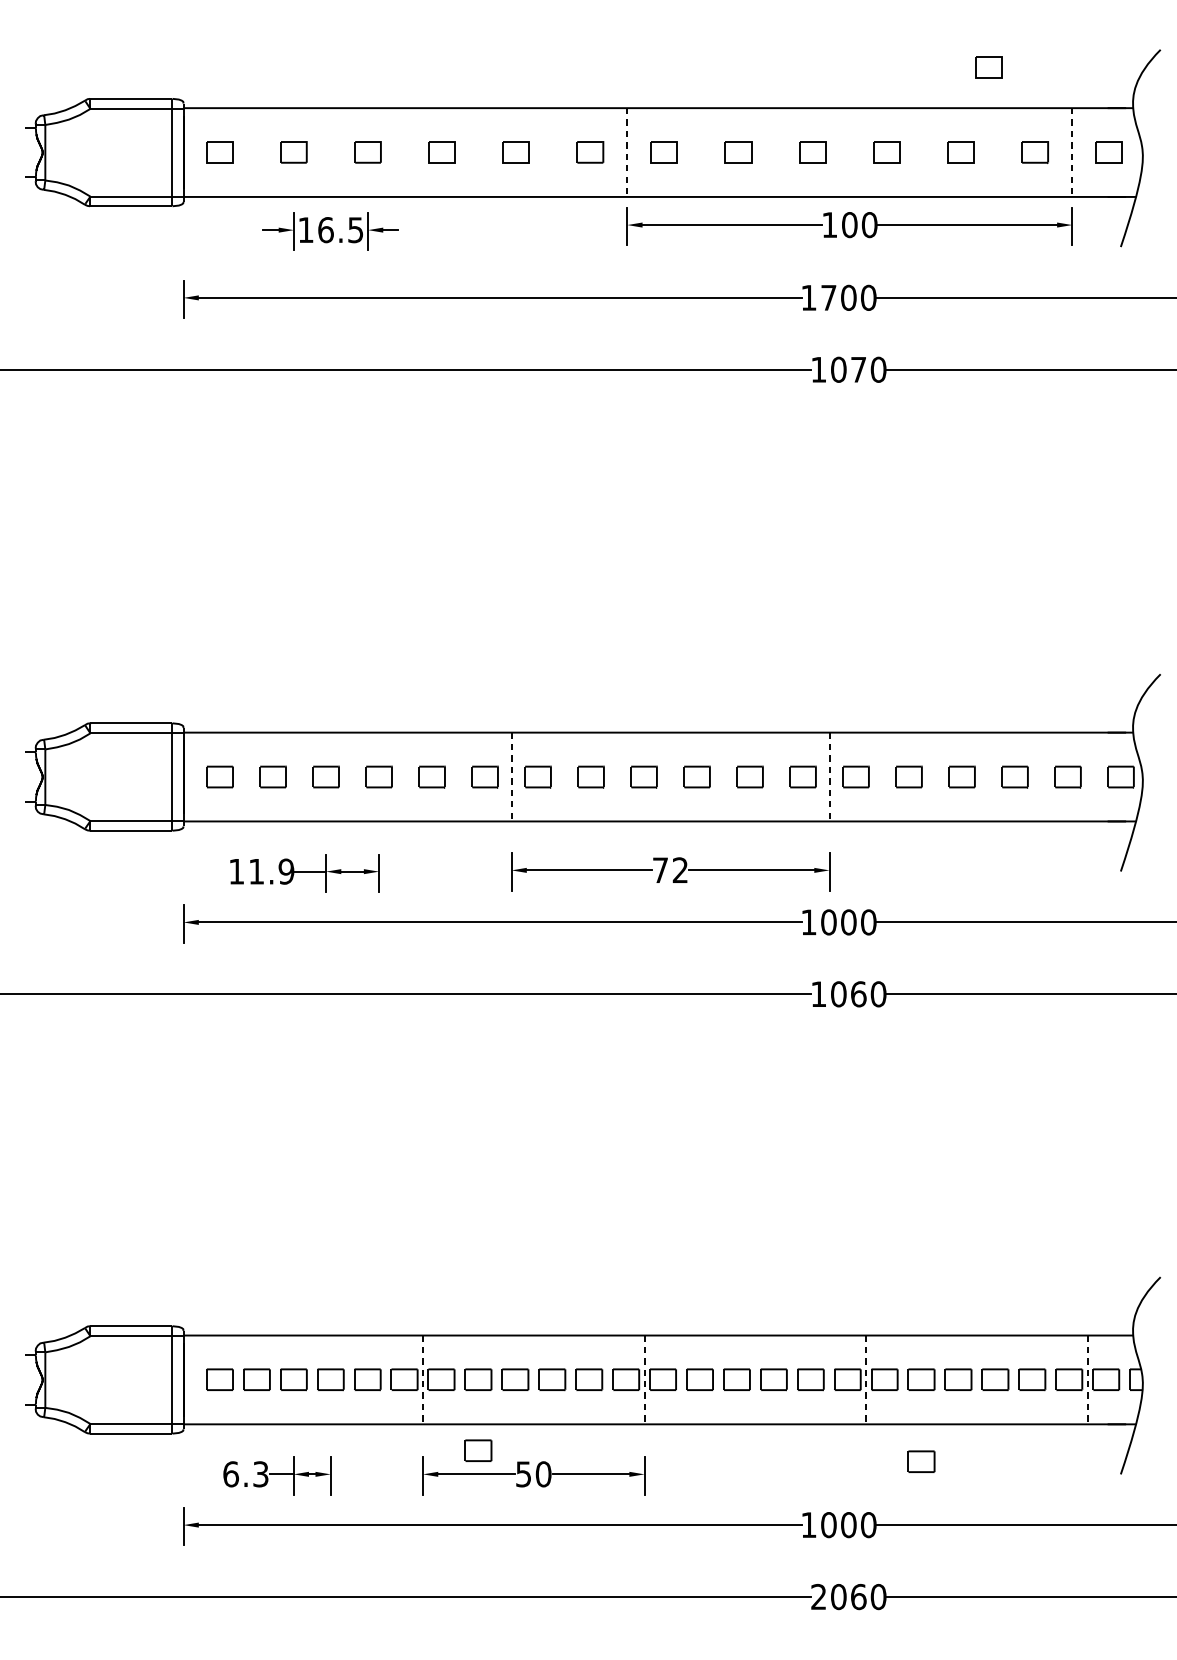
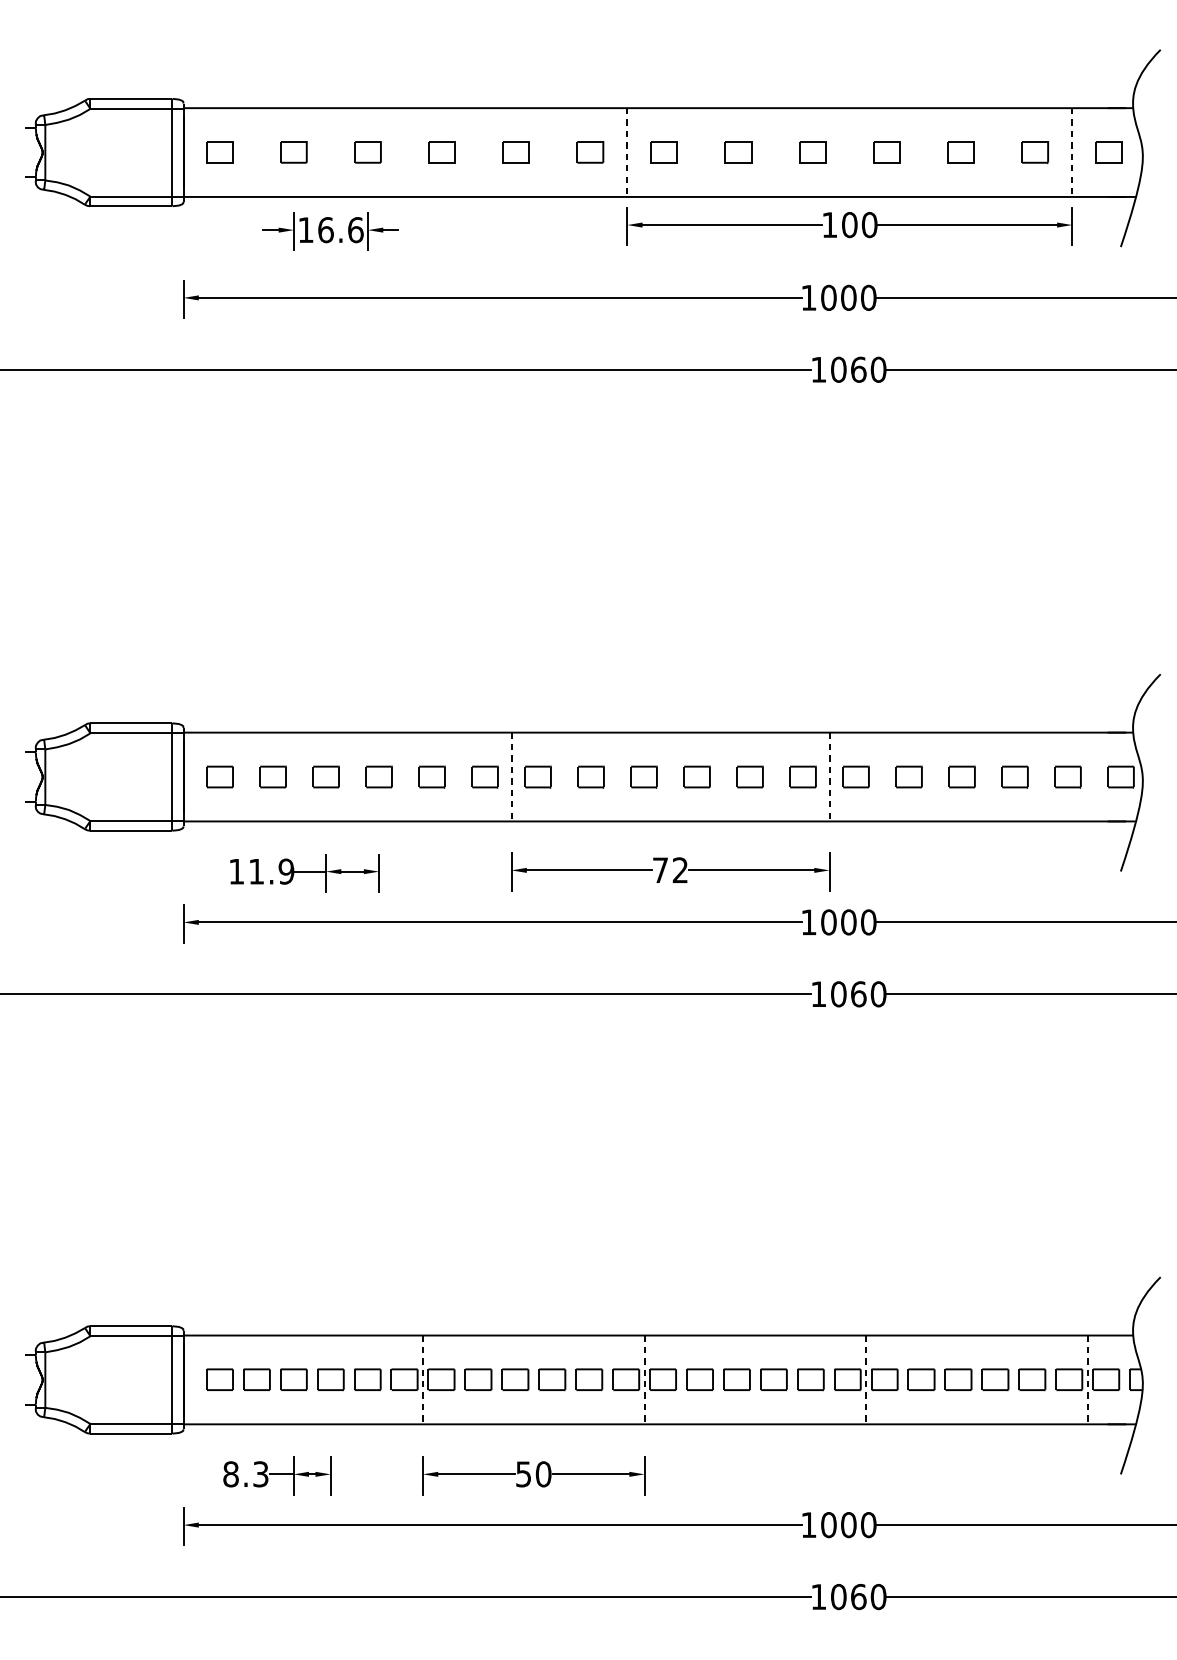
part: present -> none (988, 67)
text: 16.5 -> 16.6 (355, 230)
text: 1700 -> 1000 (828, 297)
text: 1070 -> 1060 (858, 369)
part: present -> none (478, 1450)
part: present -> none (921, 1461)
text: 6.3 -> 8.3 (230, 1474)
text: 2060 -> 1060 (818, 1596)
